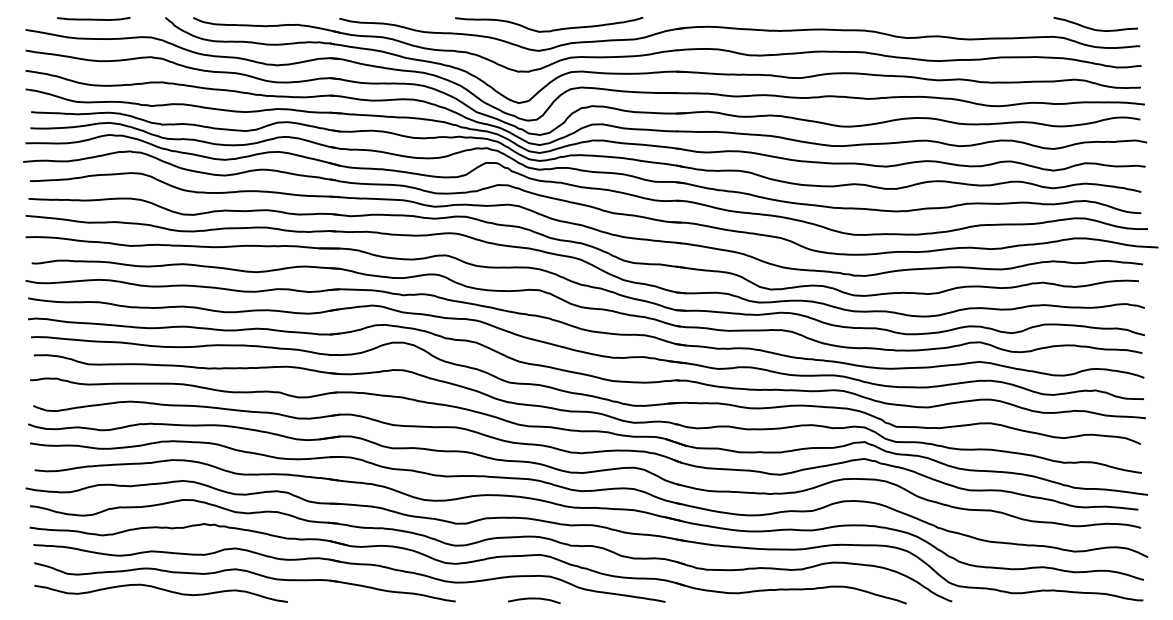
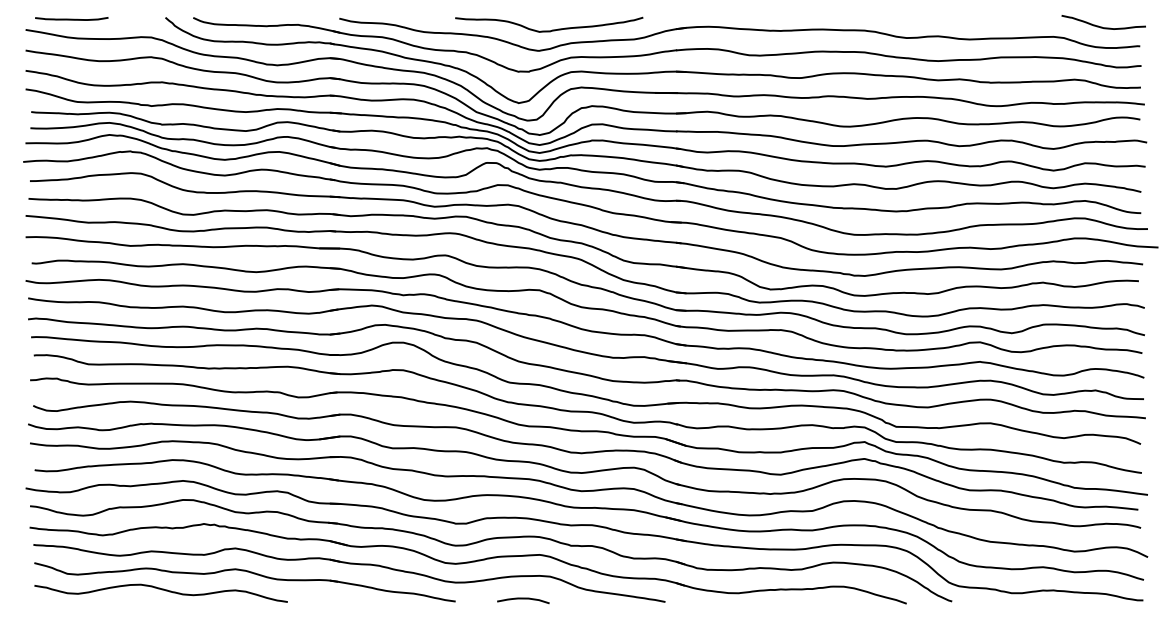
line position: (93, 18) -> (71, 18) (71, 18)
curve position: (1094, 28) -> (1102, 26) (1102, 26)
curve position: (534, 599) -> (523, 599) (523, 599)
